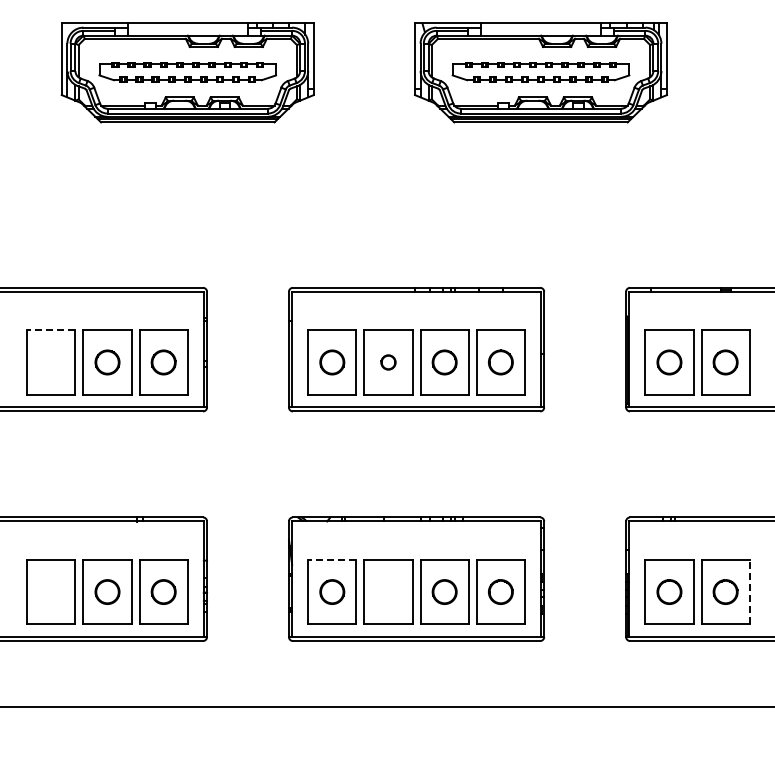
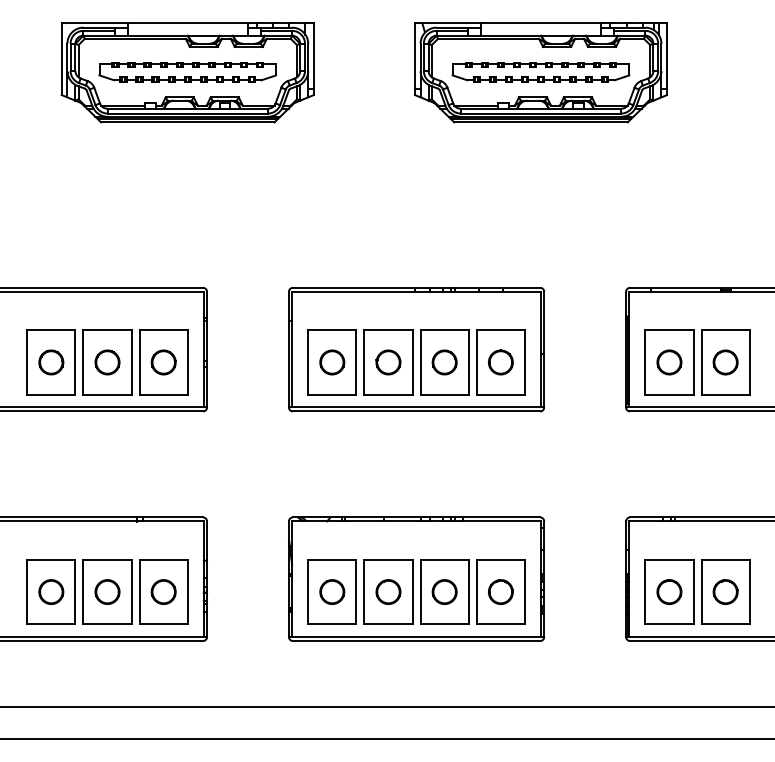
line: dashed -> solid (50, 330)
circle: none -> present (51, 362)
circle size: 17x17 px -> 27x27 px (388, 362)
line: dashed -> solid (331, 559)
circle: none -> present (51, 591)
circle: none -> present (388, 591)
line: dashed -> solid (749, 591)
line: none -> present (386, 739)
